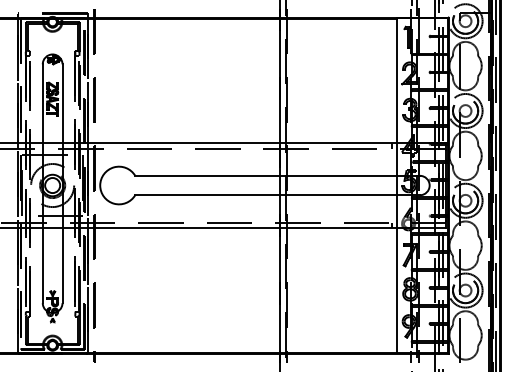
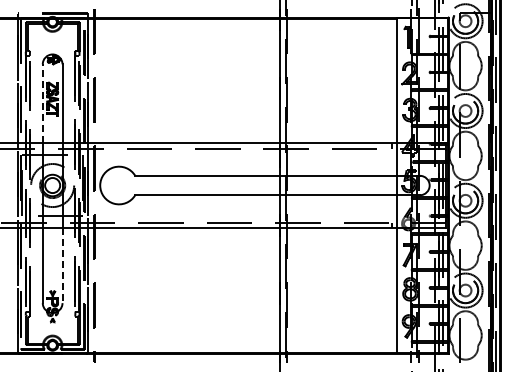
line: solid -> dashed (42, 103)
line: solid -> dashed (62, 265)
